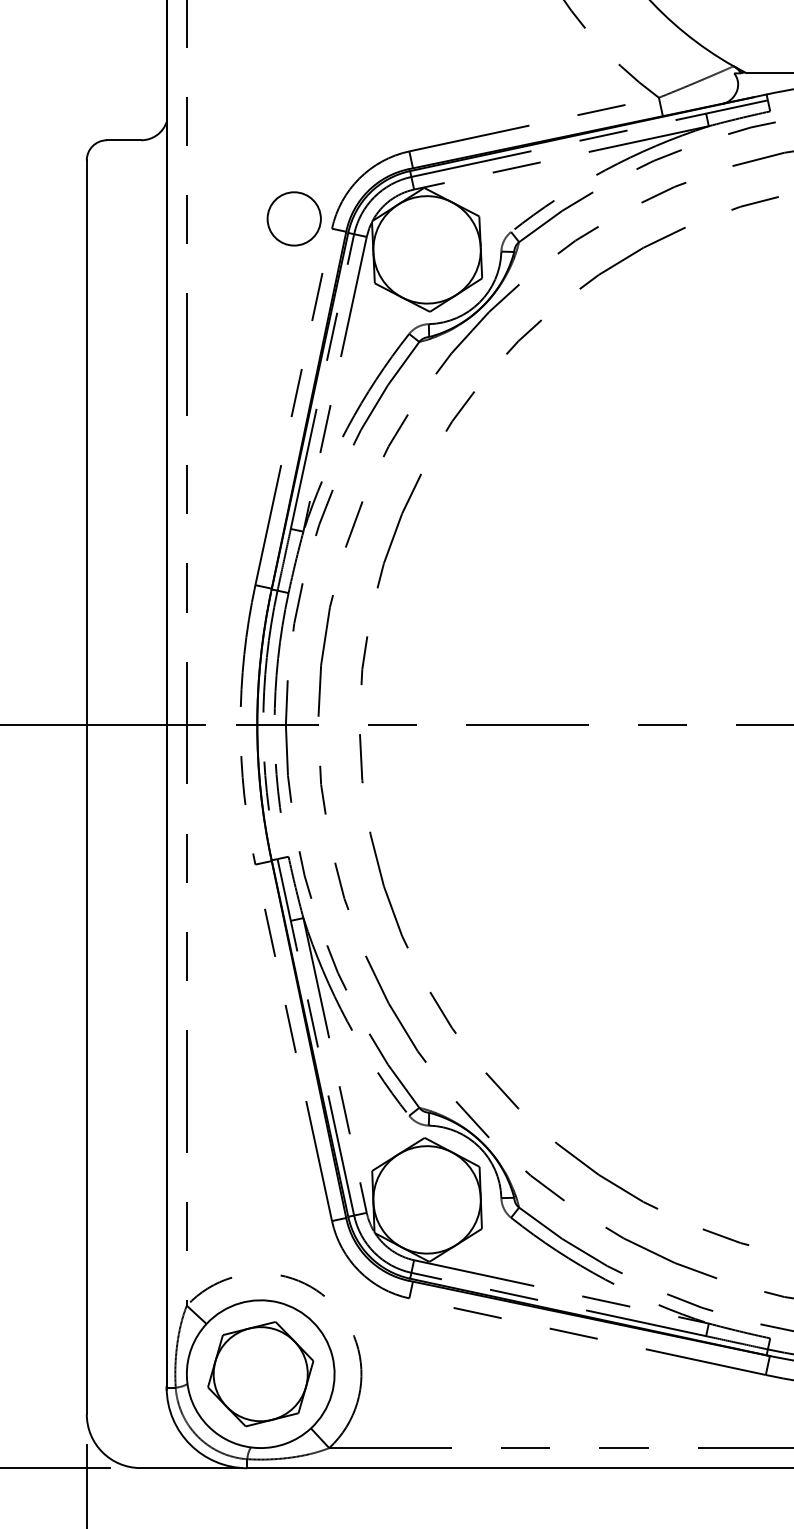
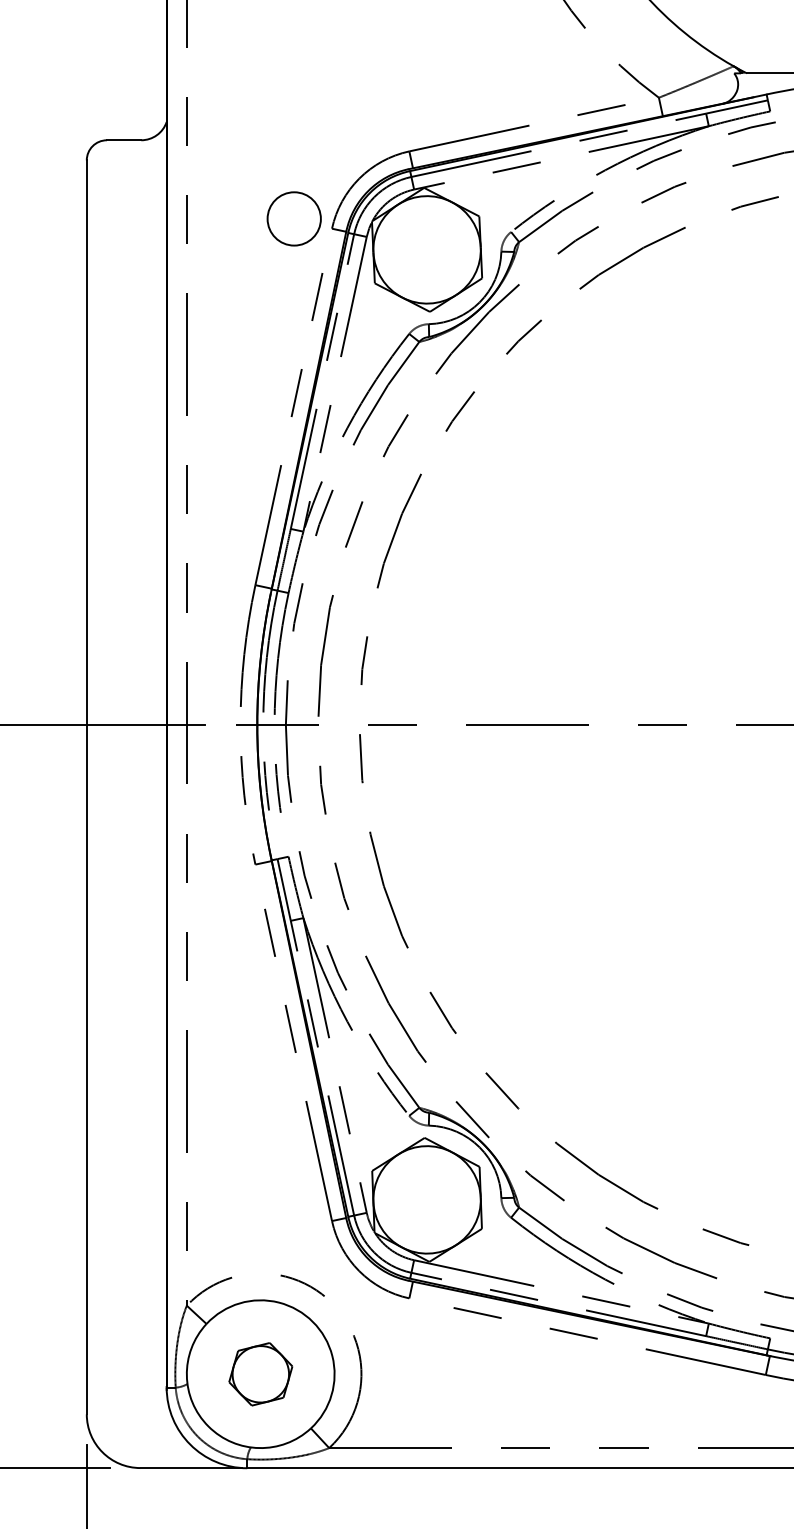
part size: 108x107 px -> 66x65 px (260, 1374)
